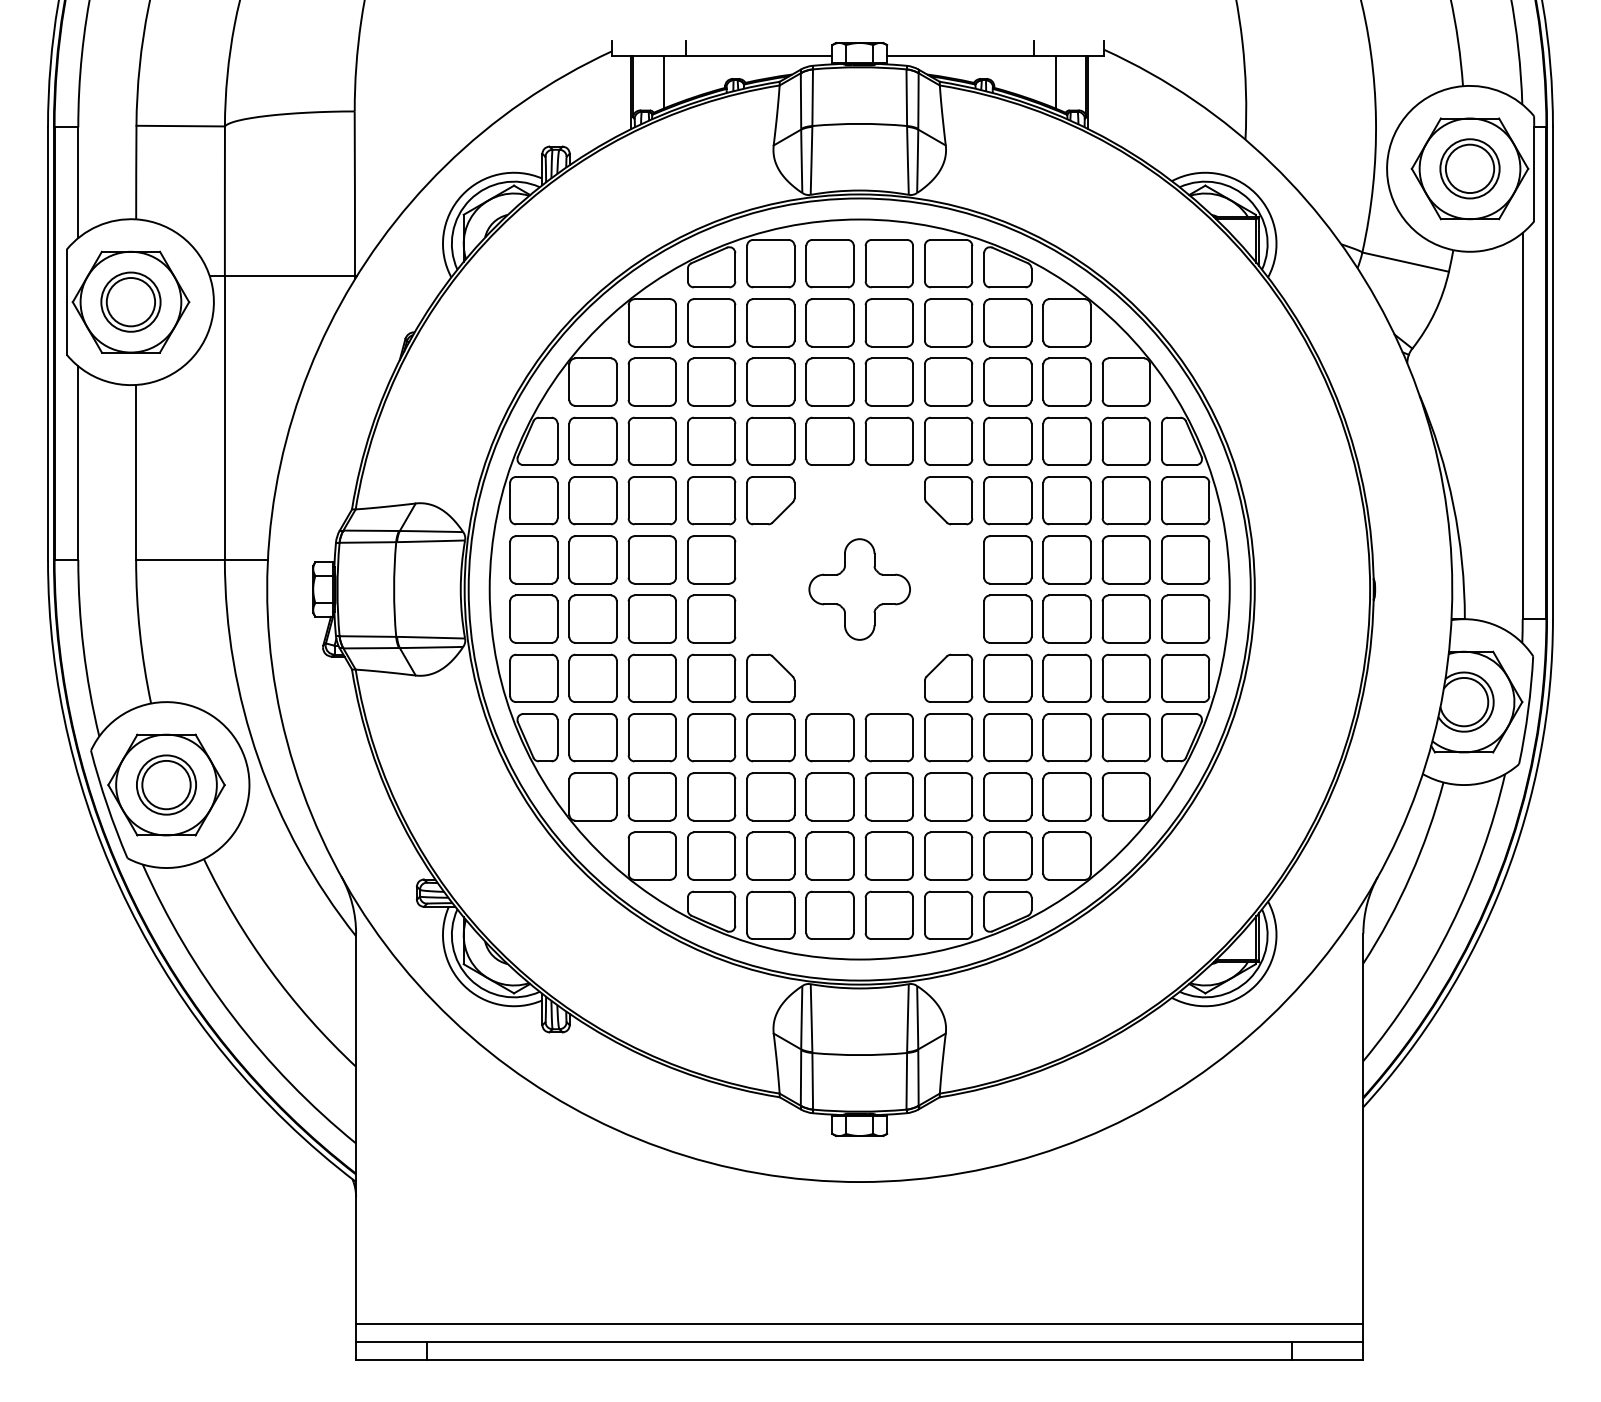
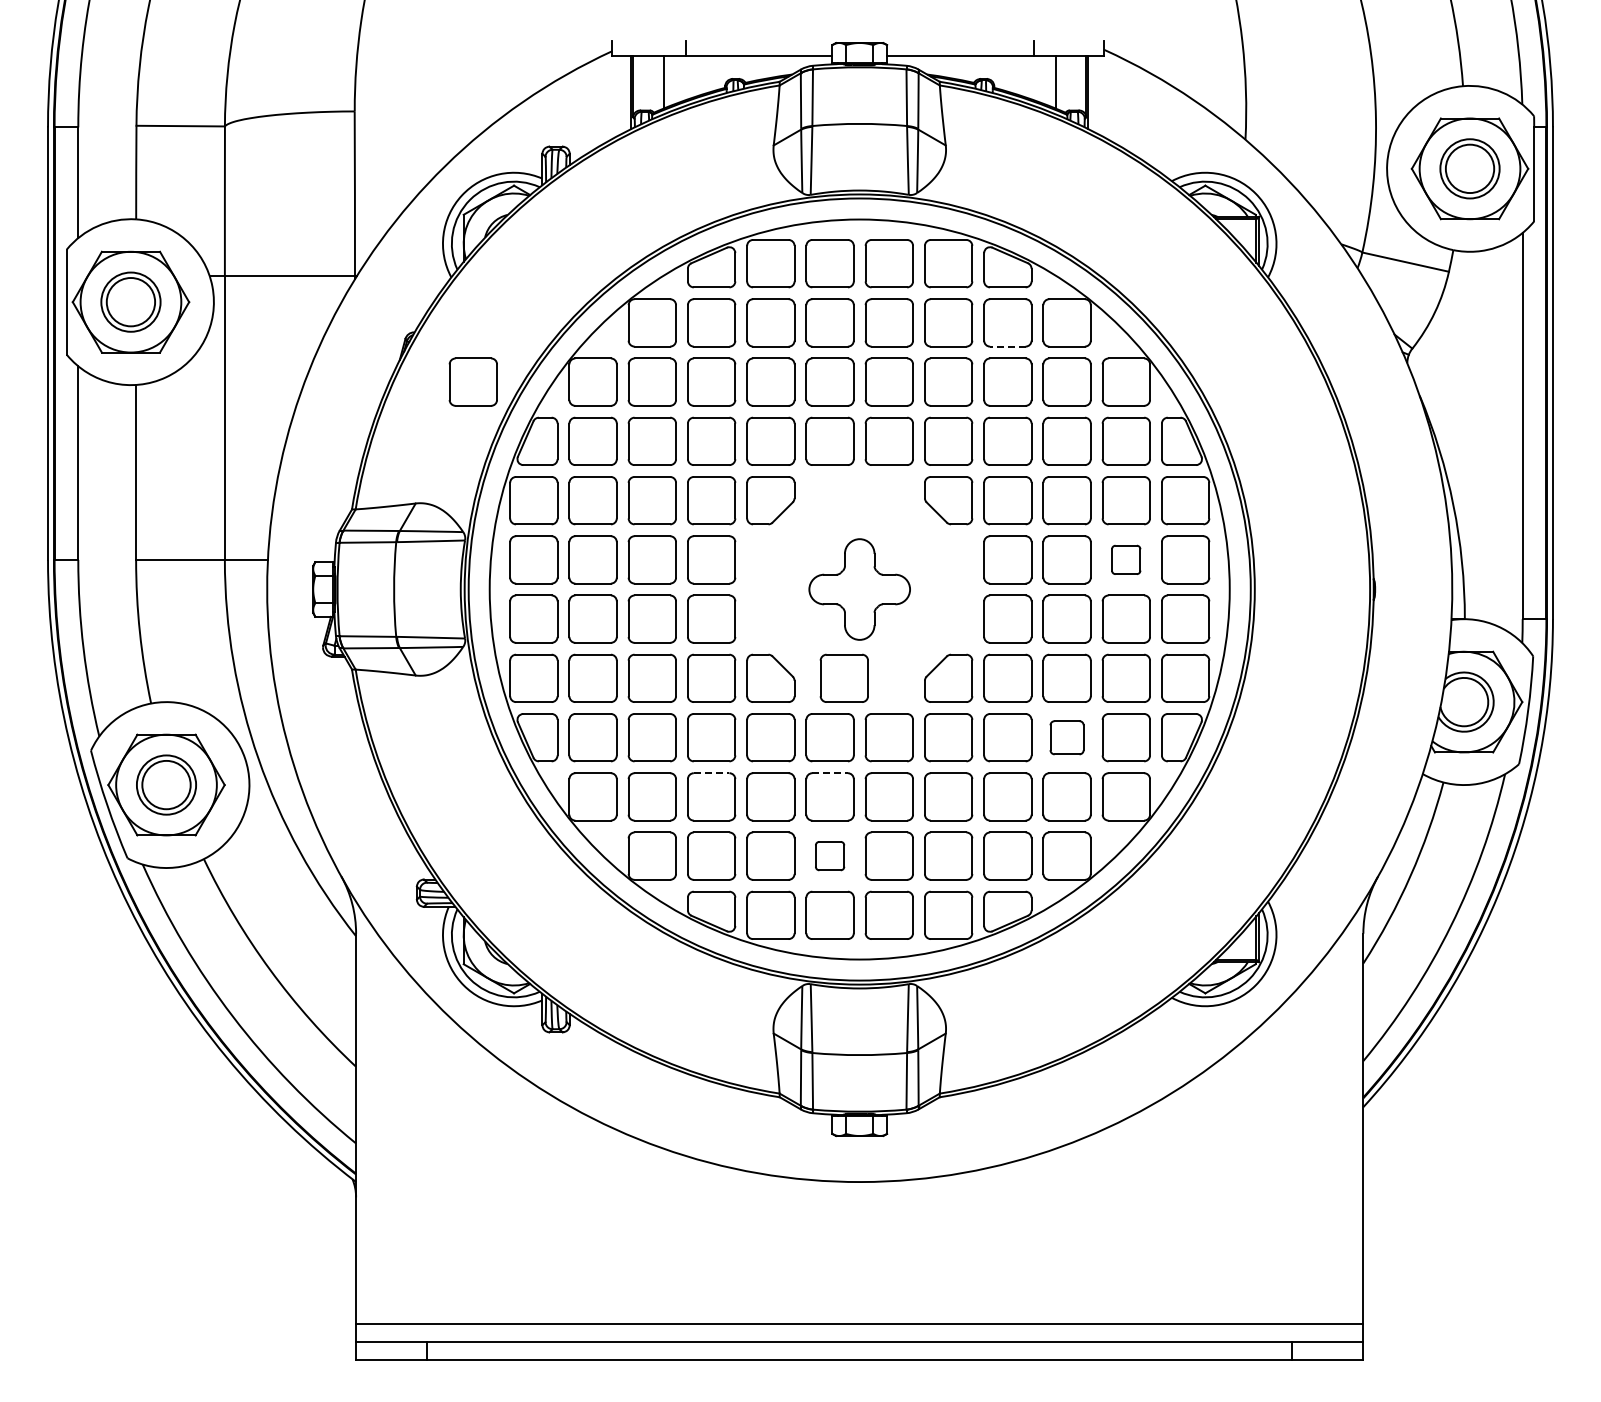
line: solid -> dashed (1007, 346)
part: none -> present (472, 381)
part size: 50x50 px -> 31x31 px (1126, 559)
part: none -> present (843, 677)
part size: 50x50 px -> 36x36 px (1066, 737)
line: solid -> dashed (711, 773)
line: solid -> dashed (830, 773)
part size: 50x50 px -> 31x31 px (830, 856)
